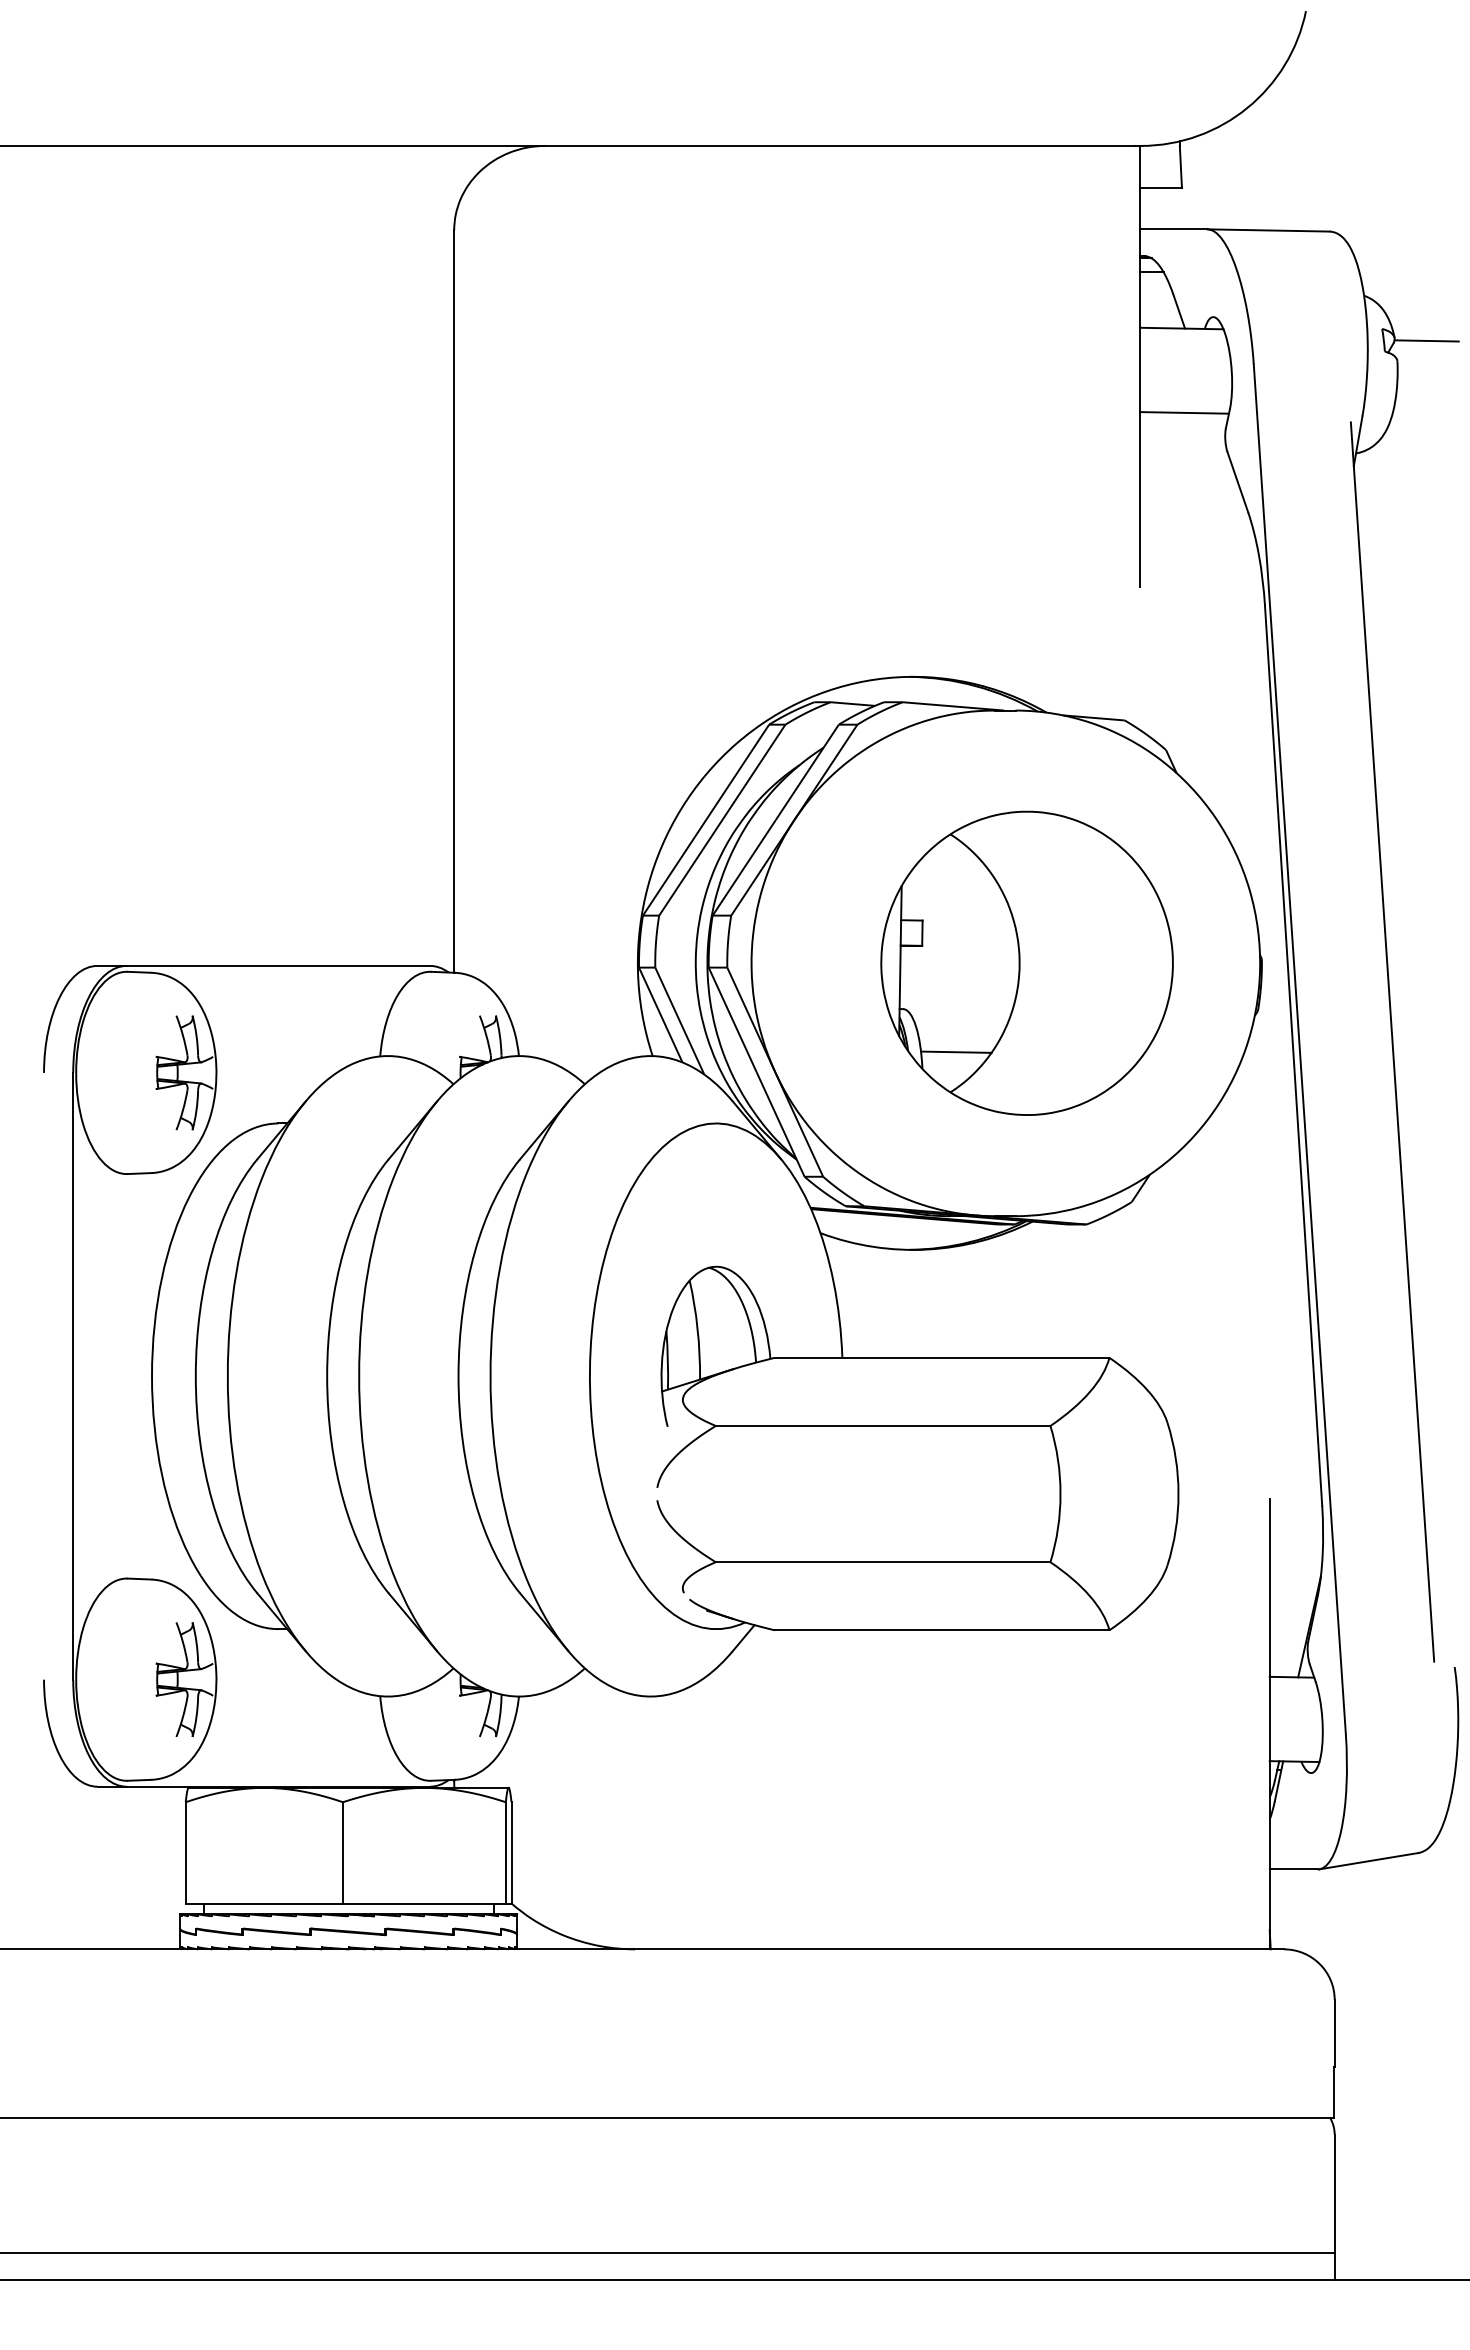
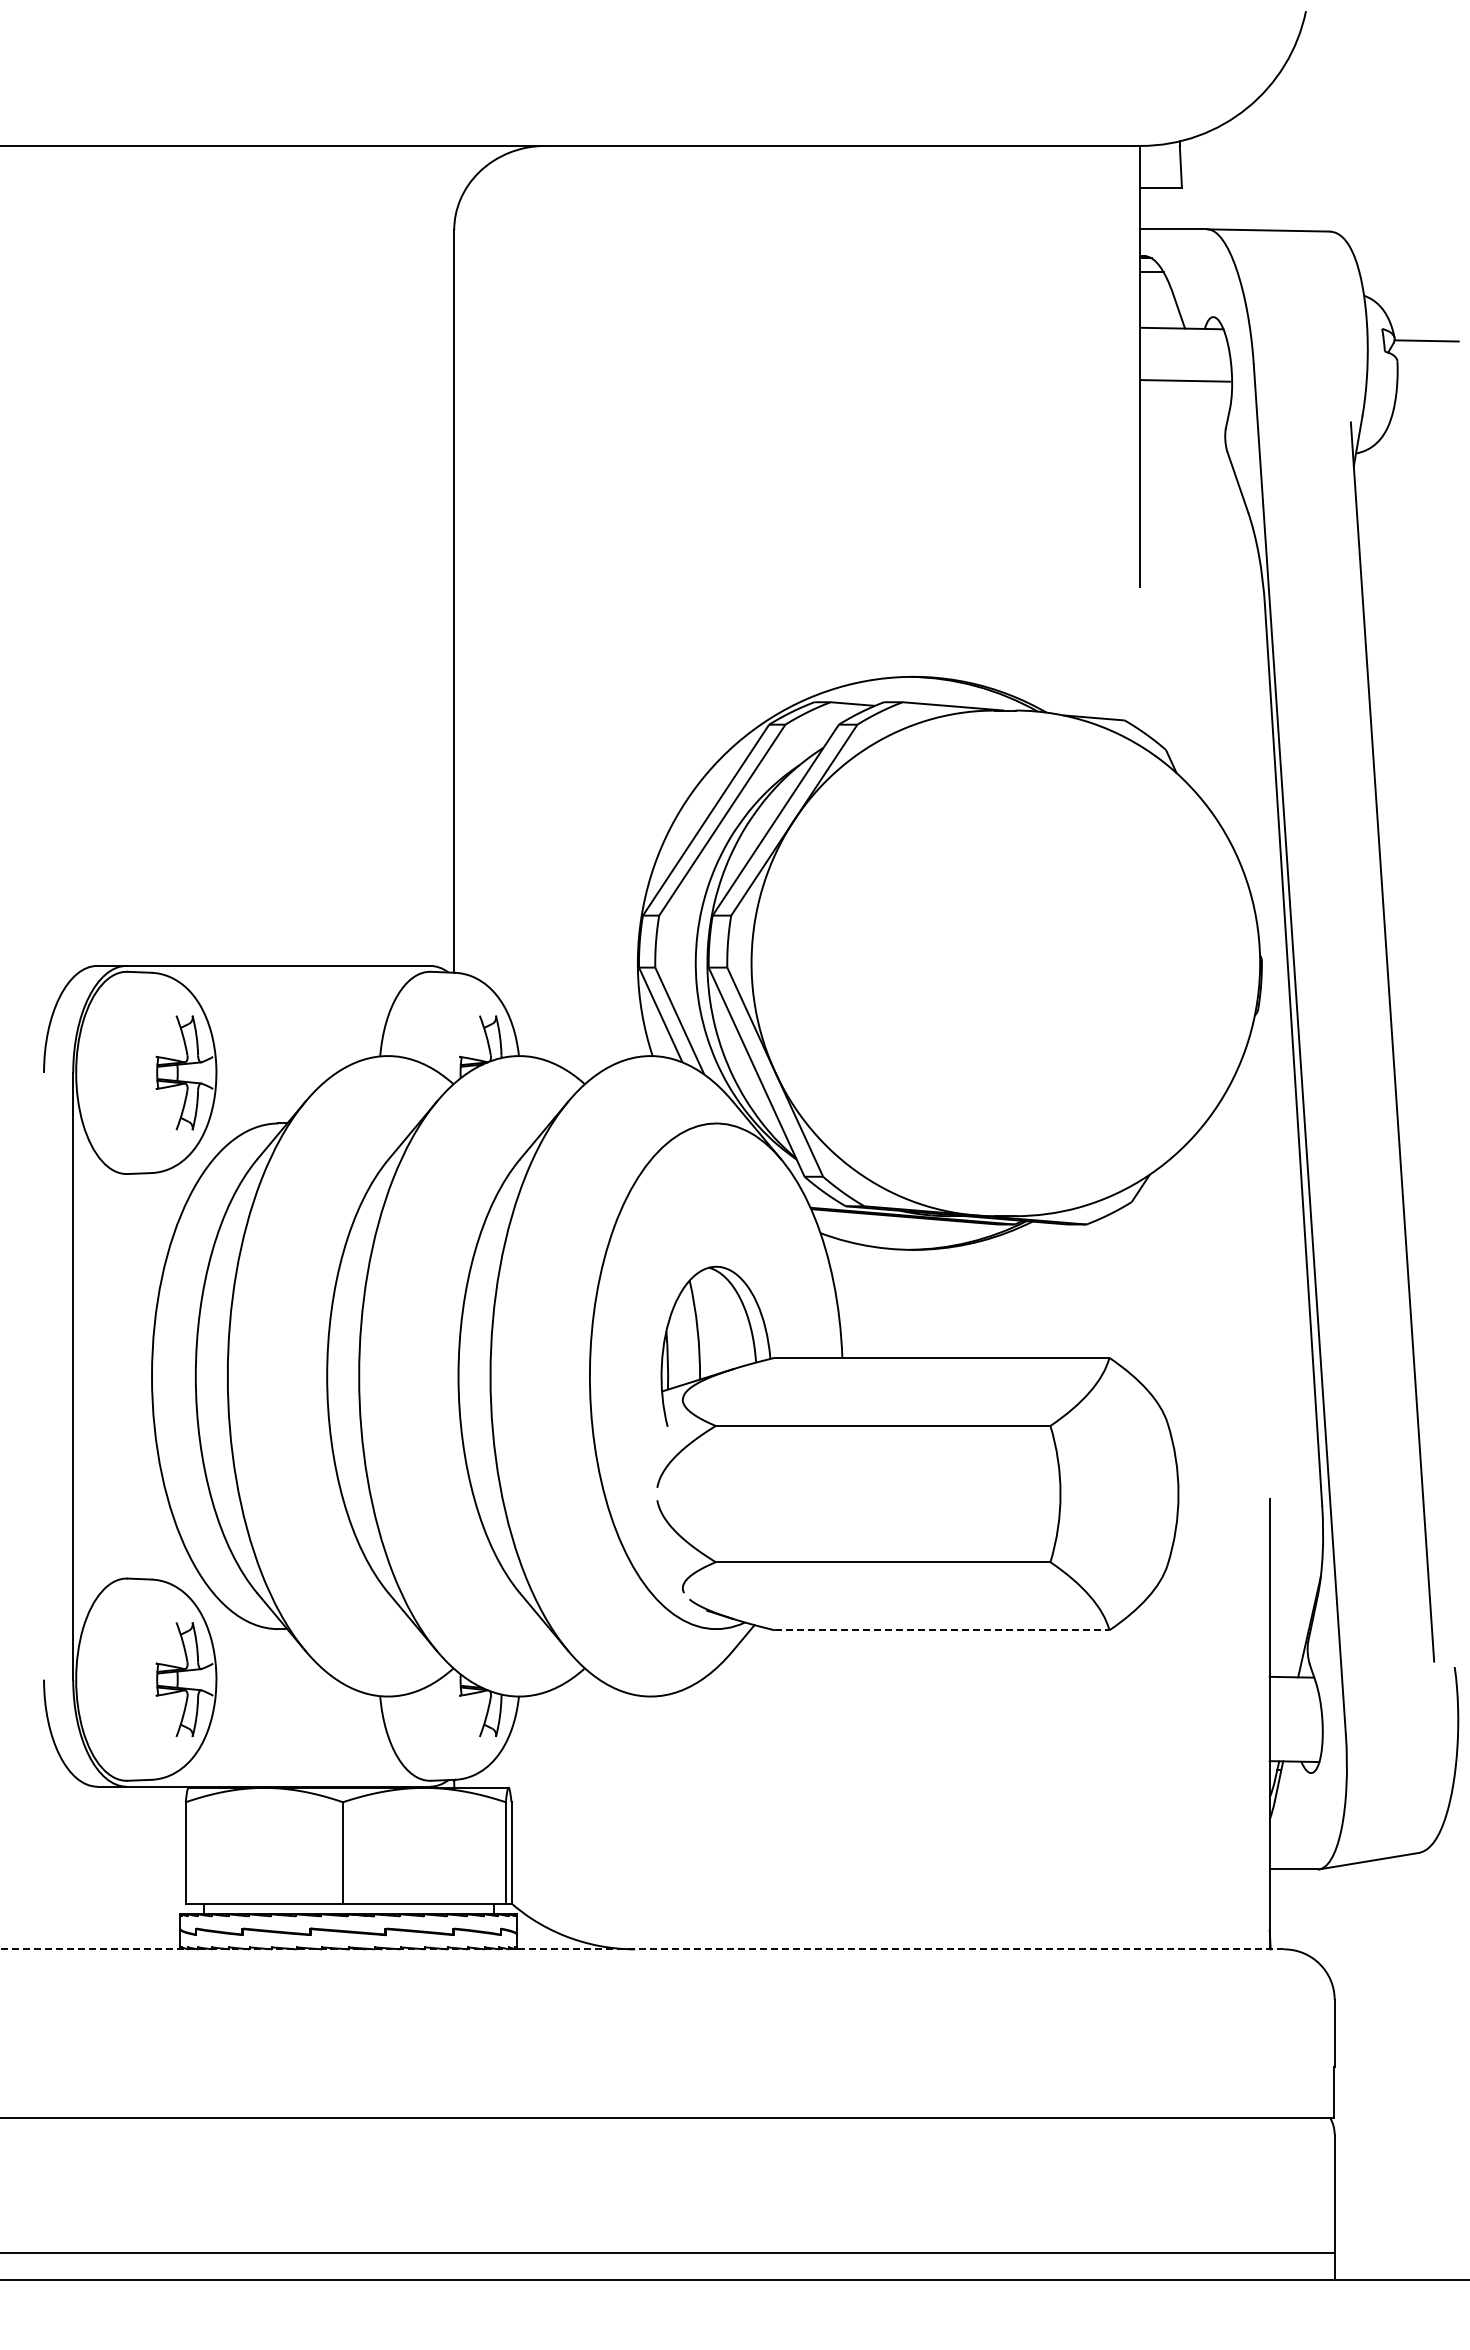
line position: (1184, 412) -> (1185, 380) (1185, 380)
part: present -> none (1026, 962)
line: solid -> dashed (942, 1630)
line: solid -> dashed (642, 1949)
